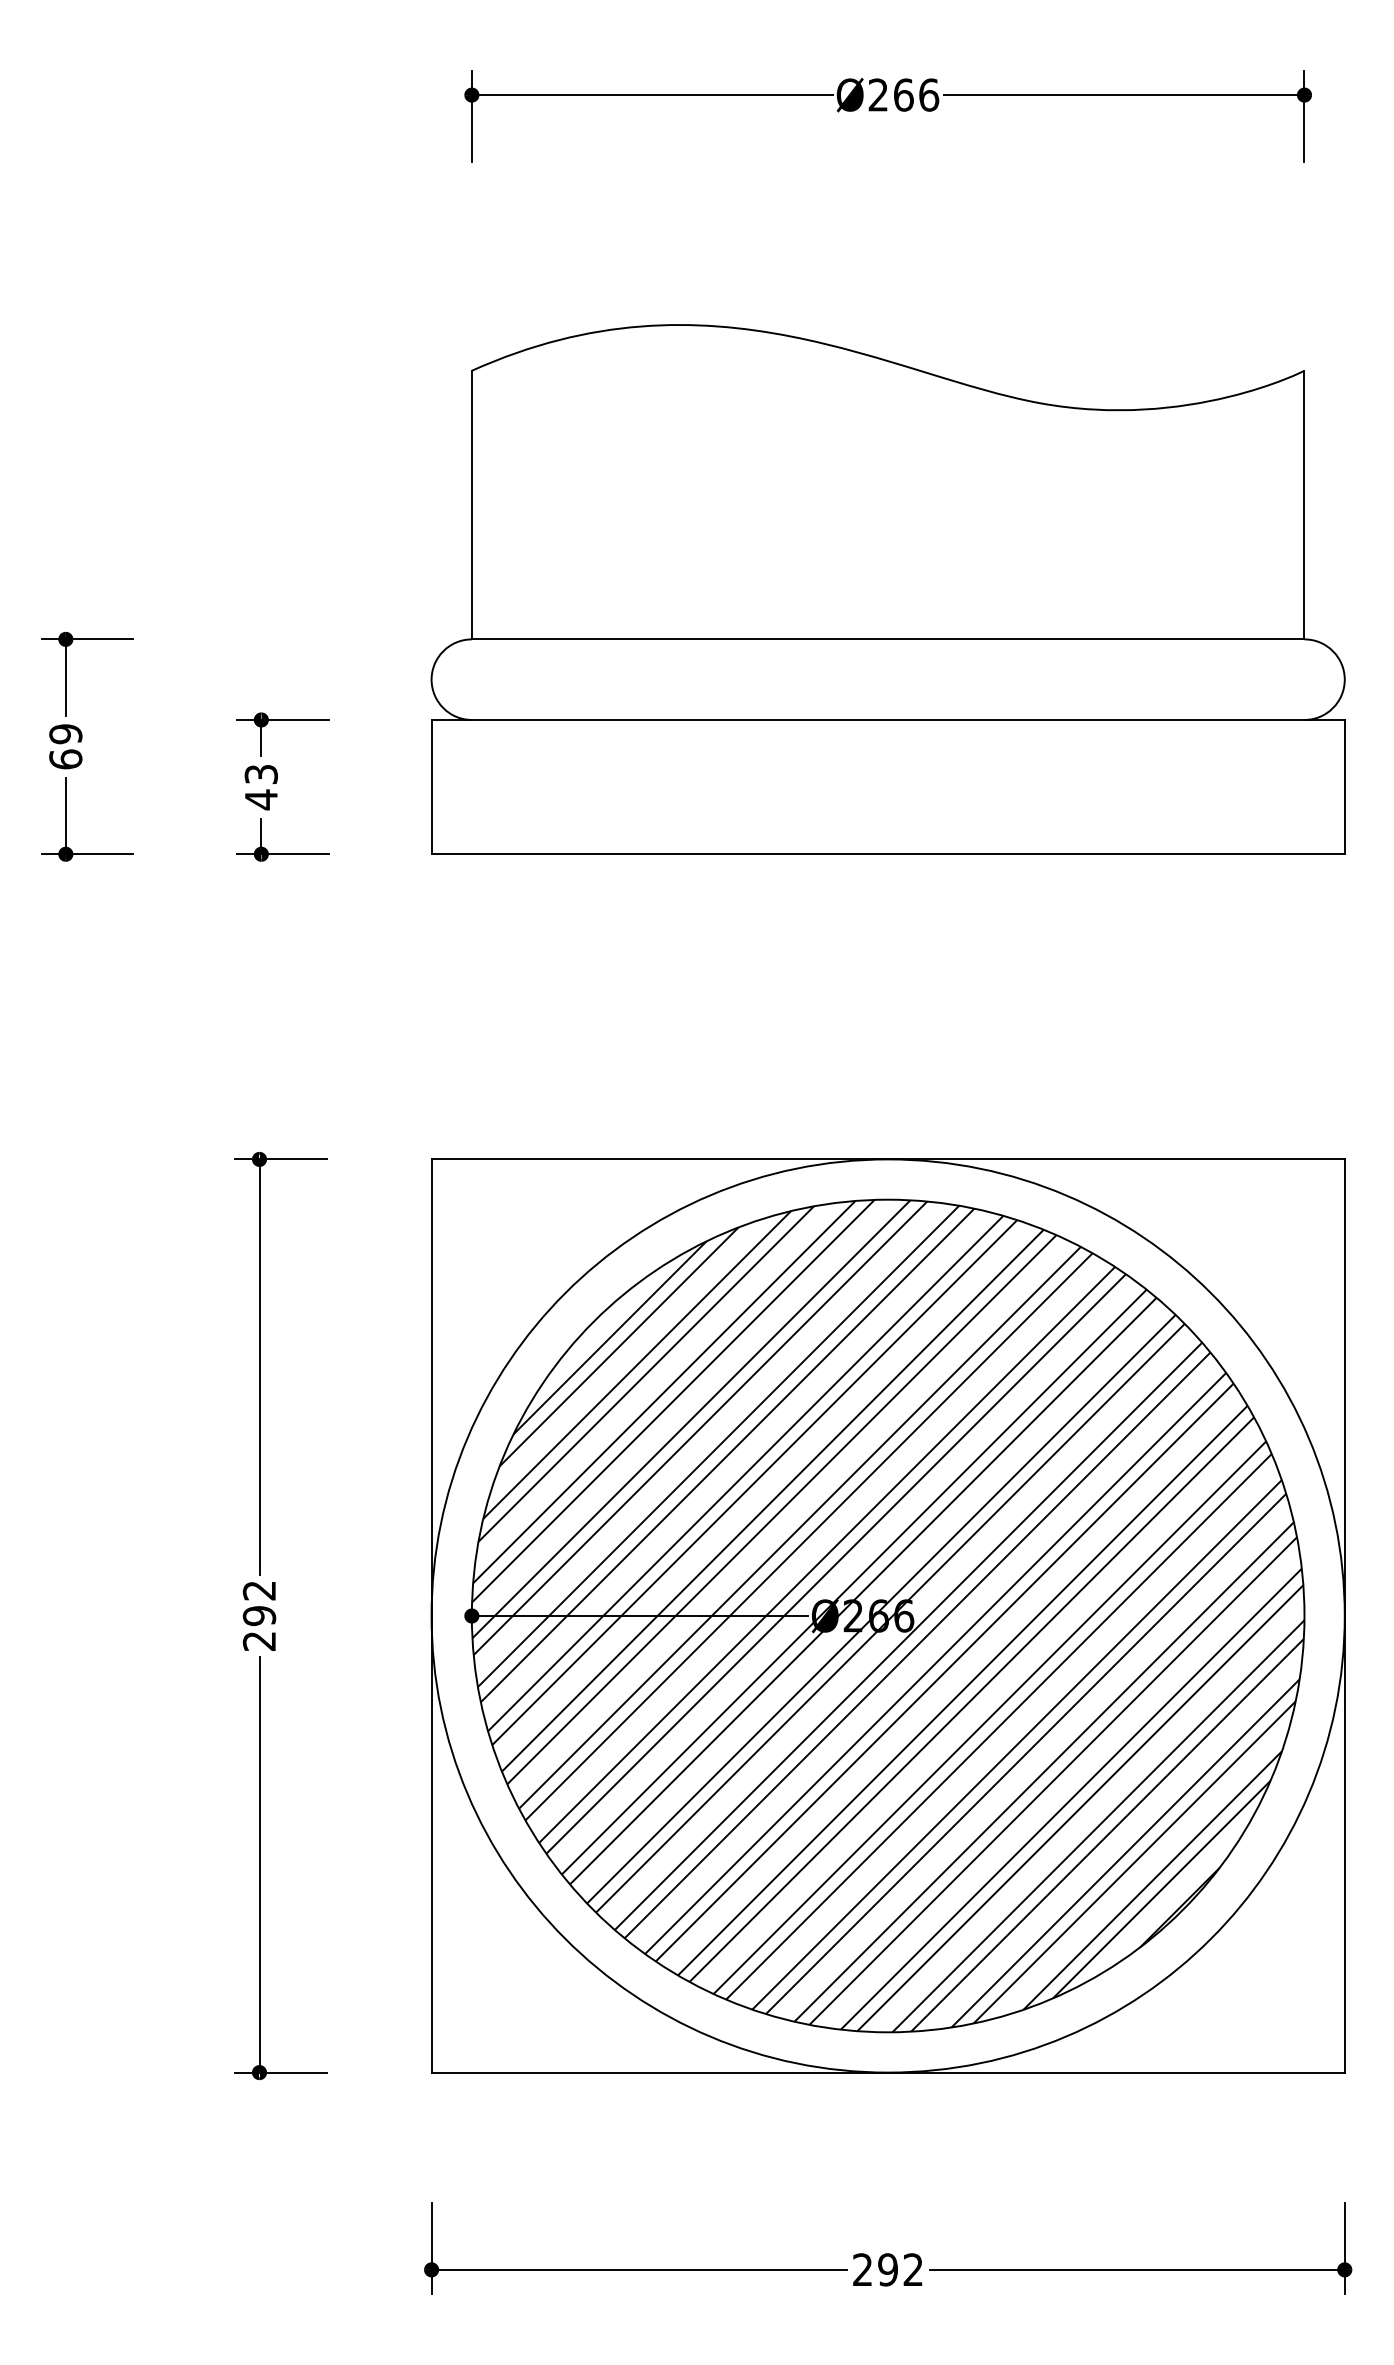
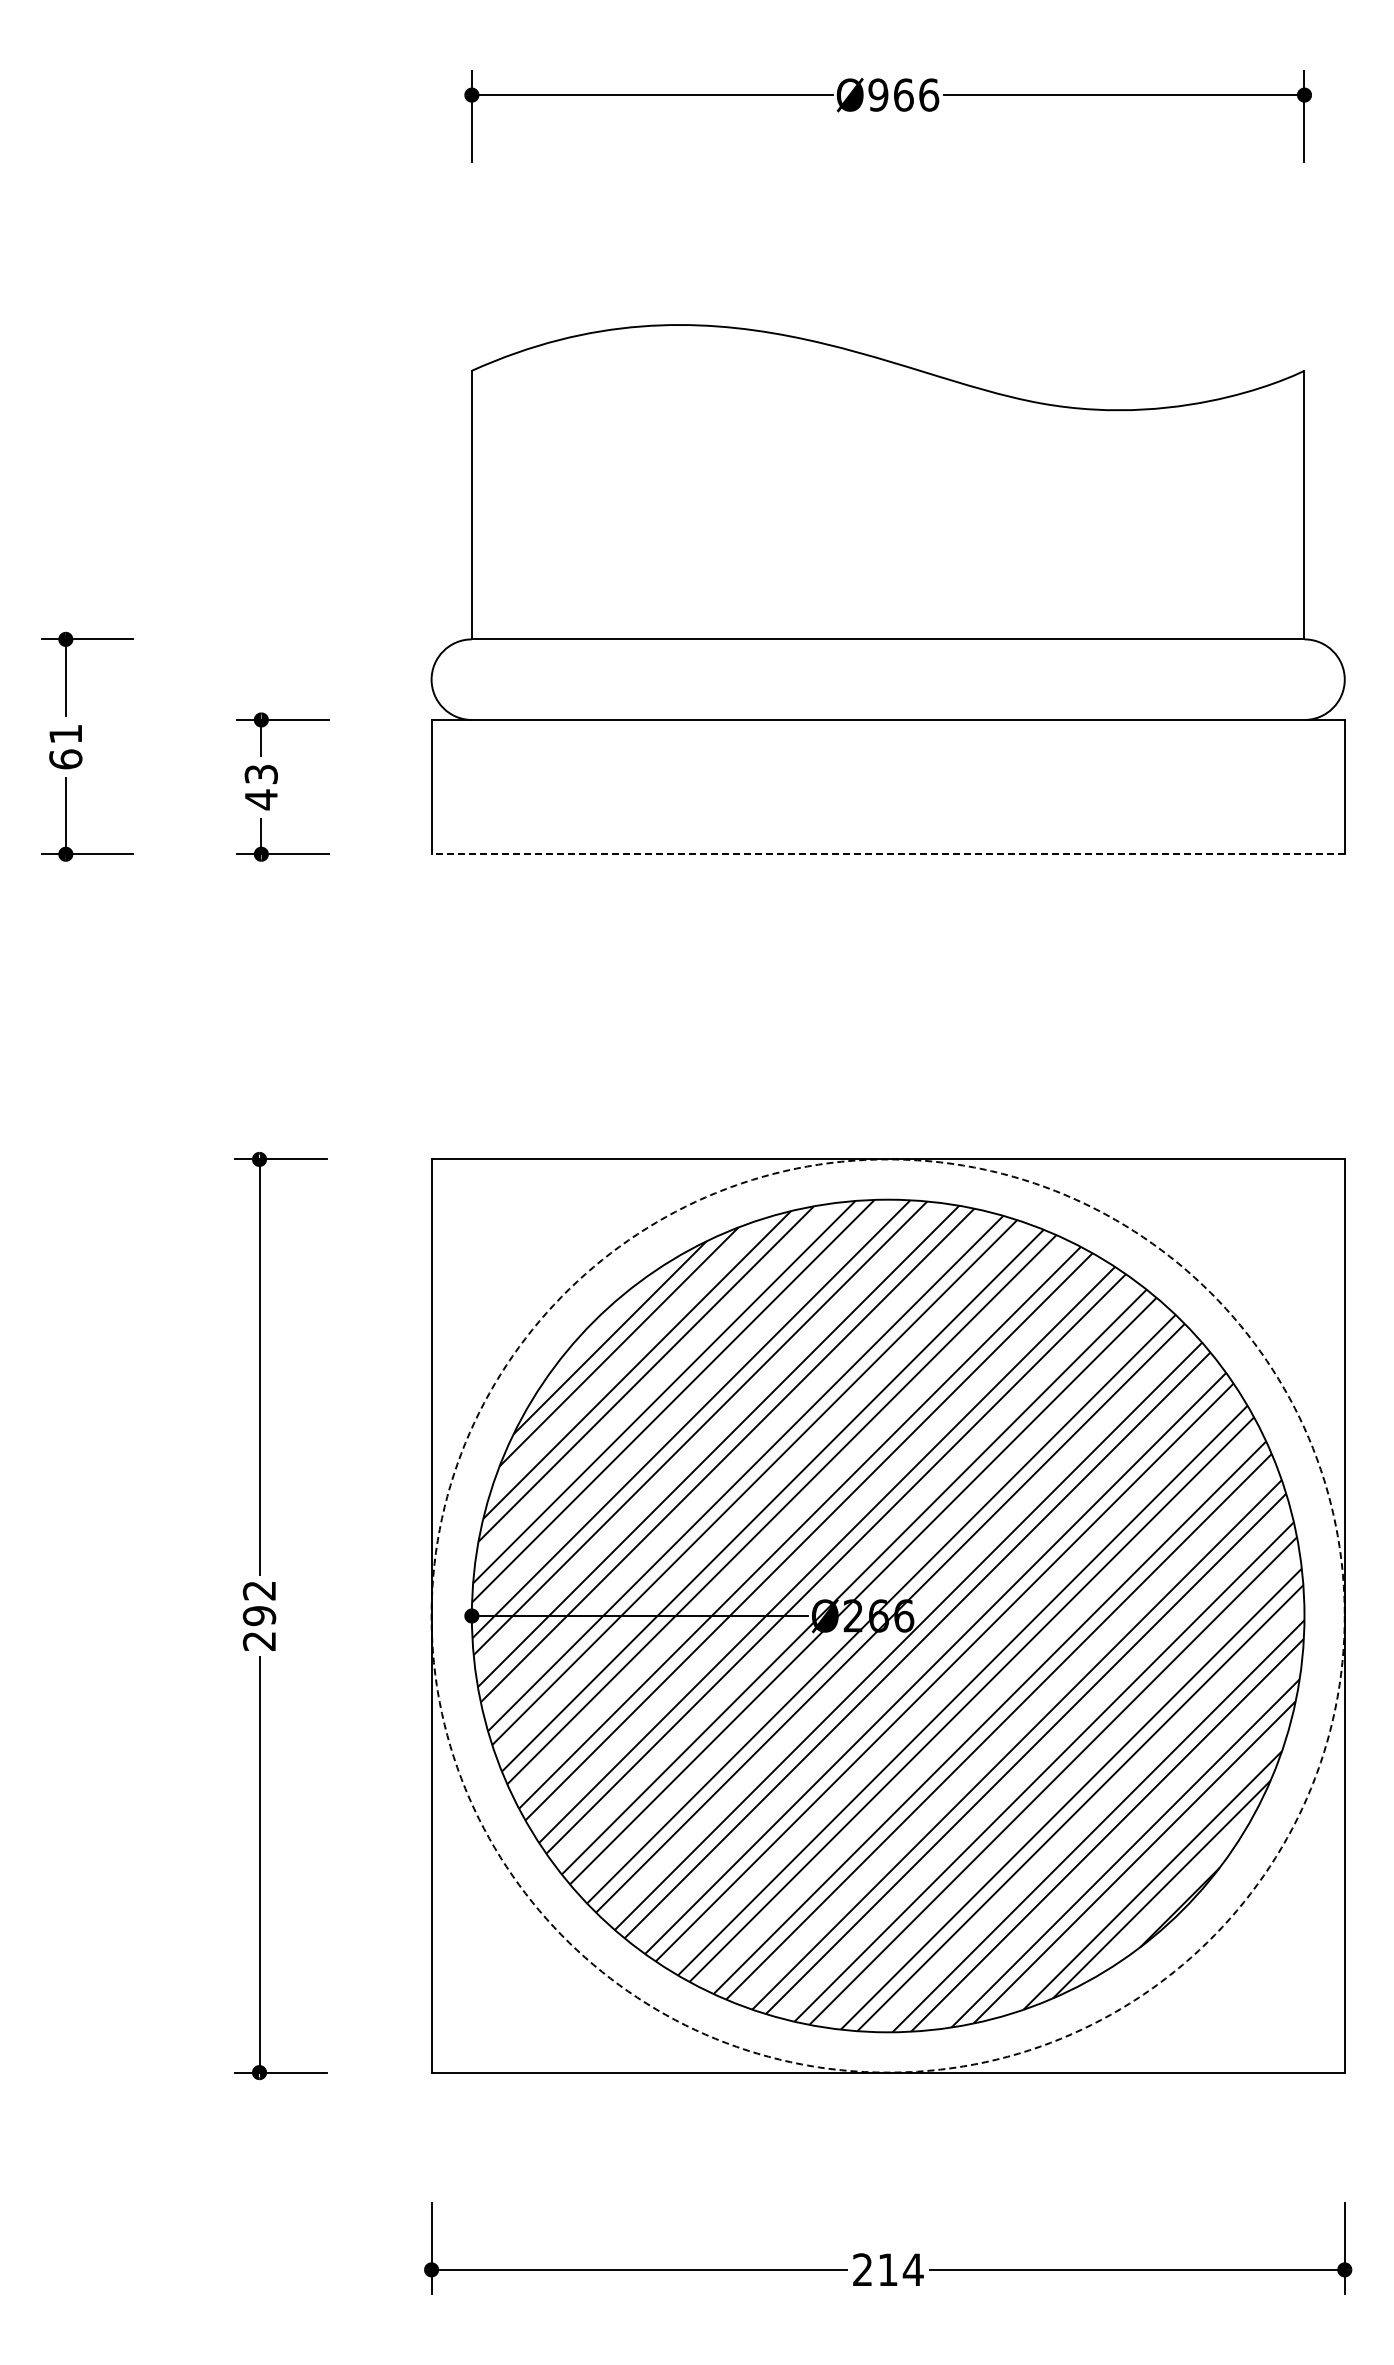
text: Ø266 -> Ø966 (878, 94)
text: 69 -> 61 (65, 734)
line: solid -> dashed (888, 854)
circle: solid -> dashed (887, 1615)
text: 292 -> 214 (900, 2269)
